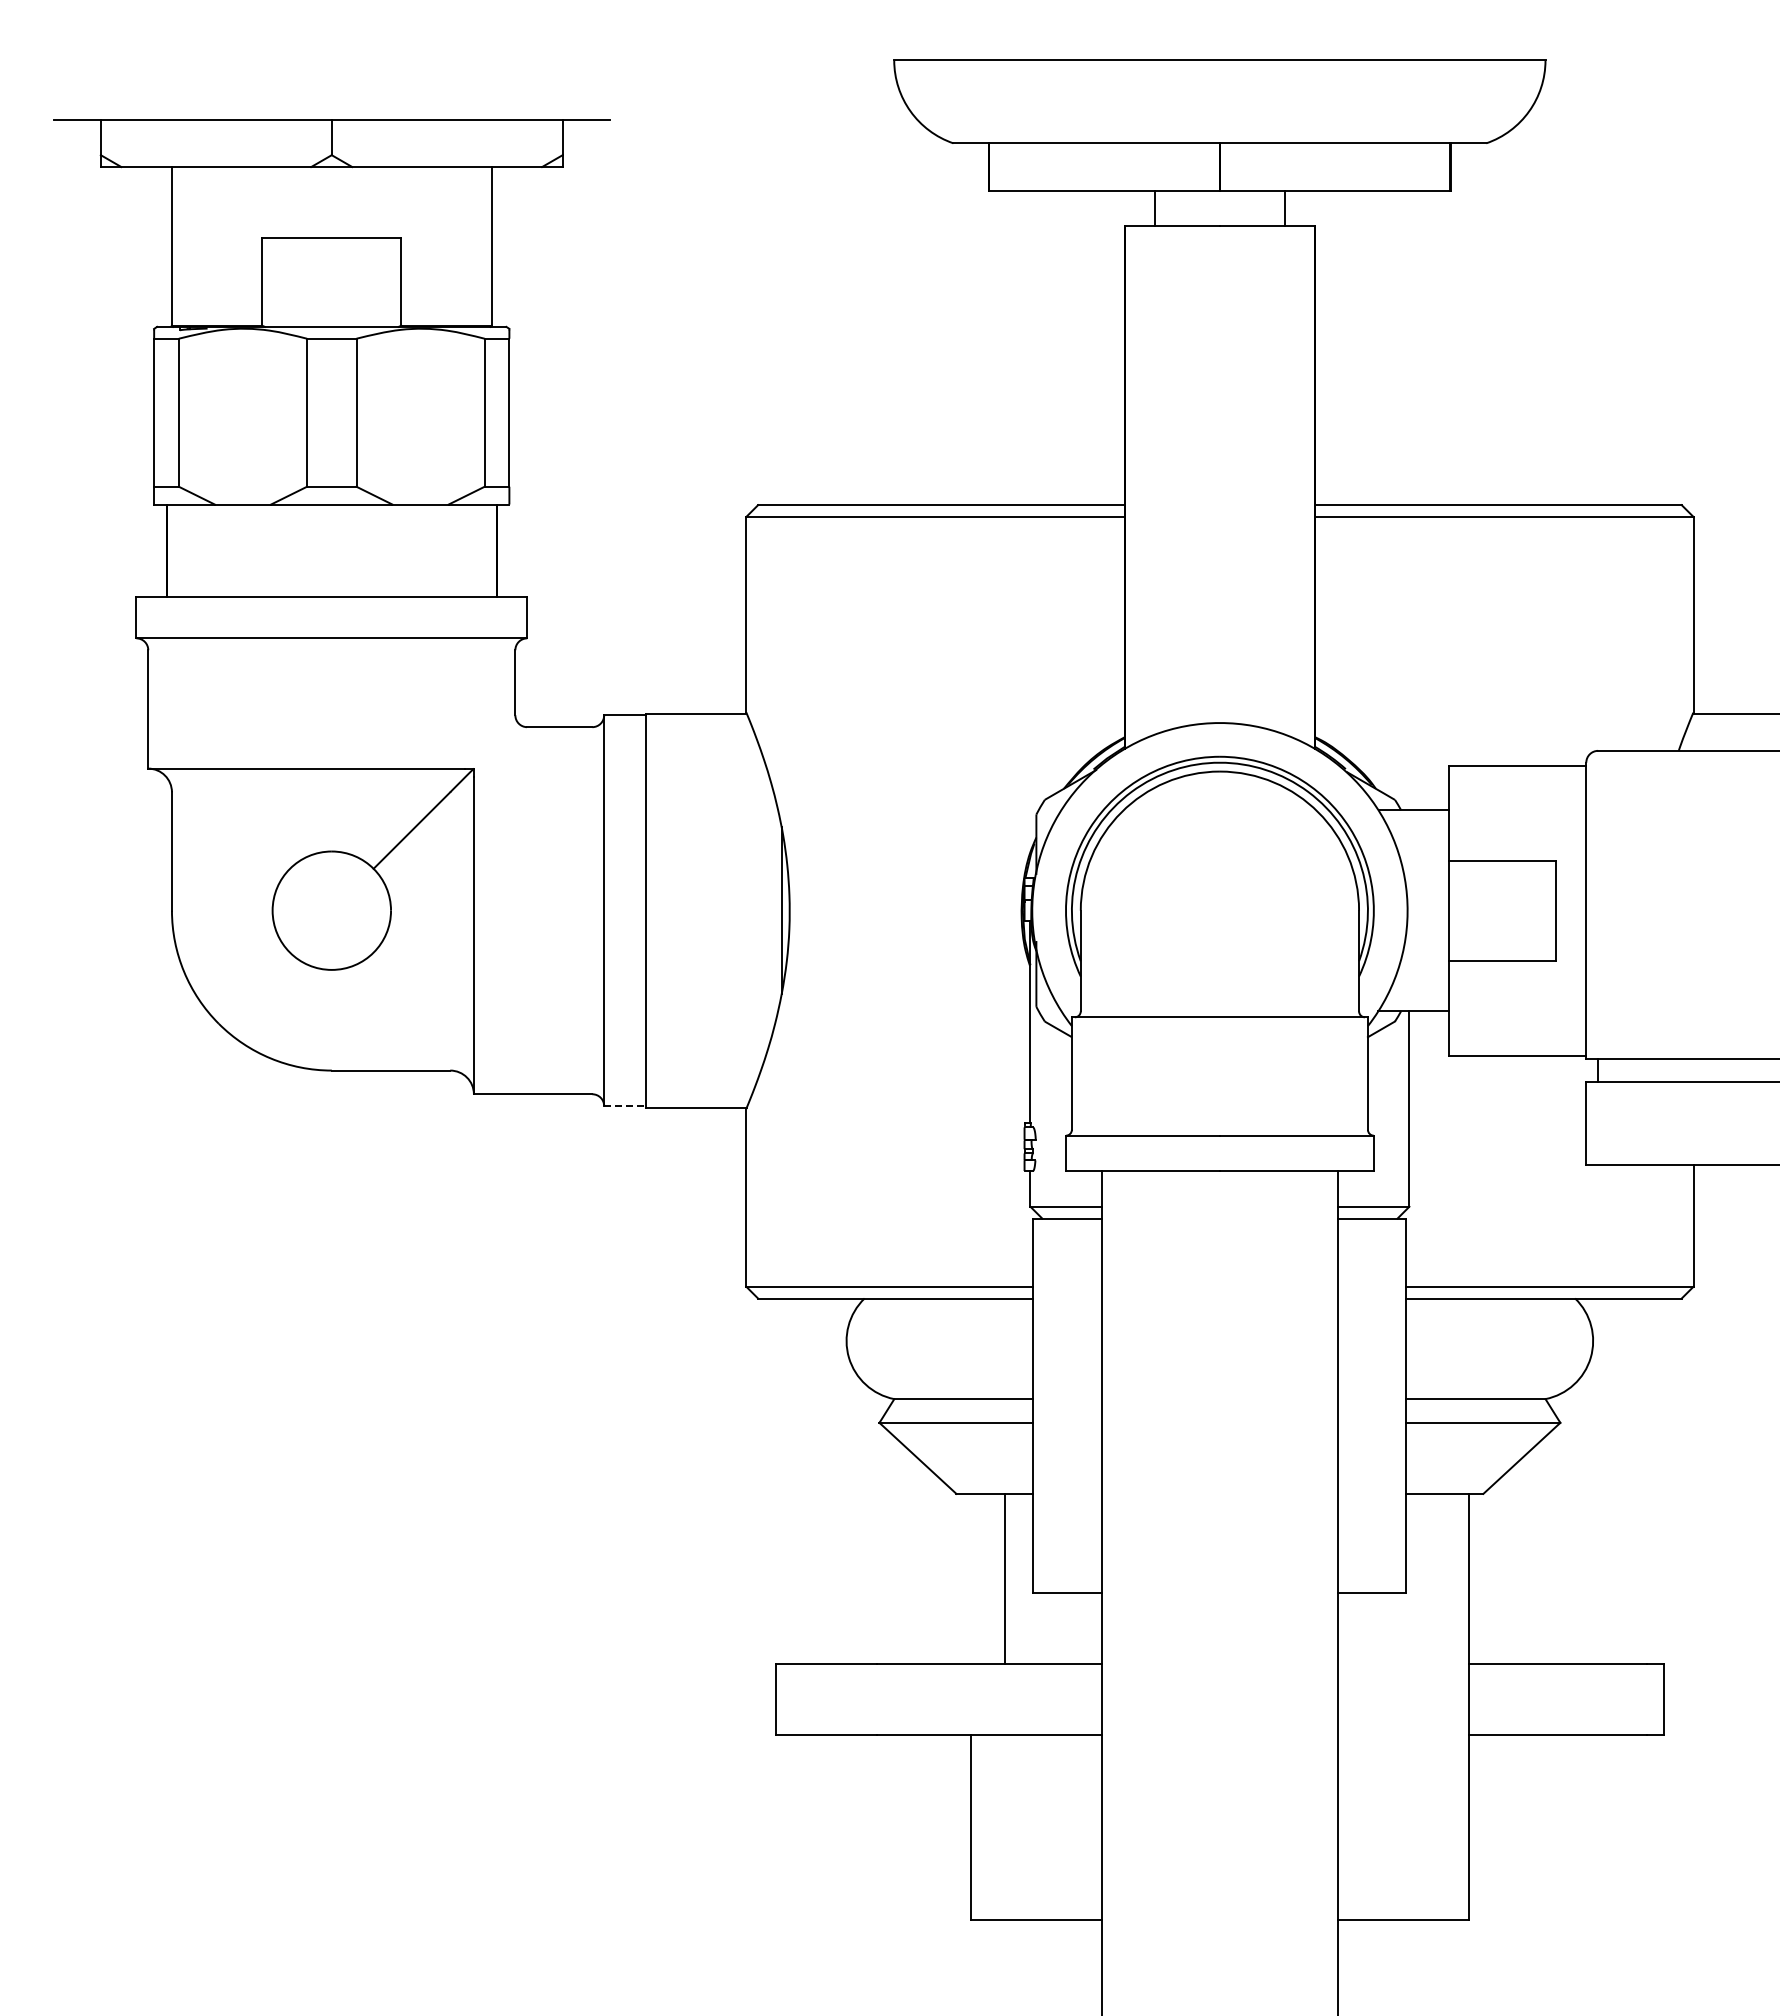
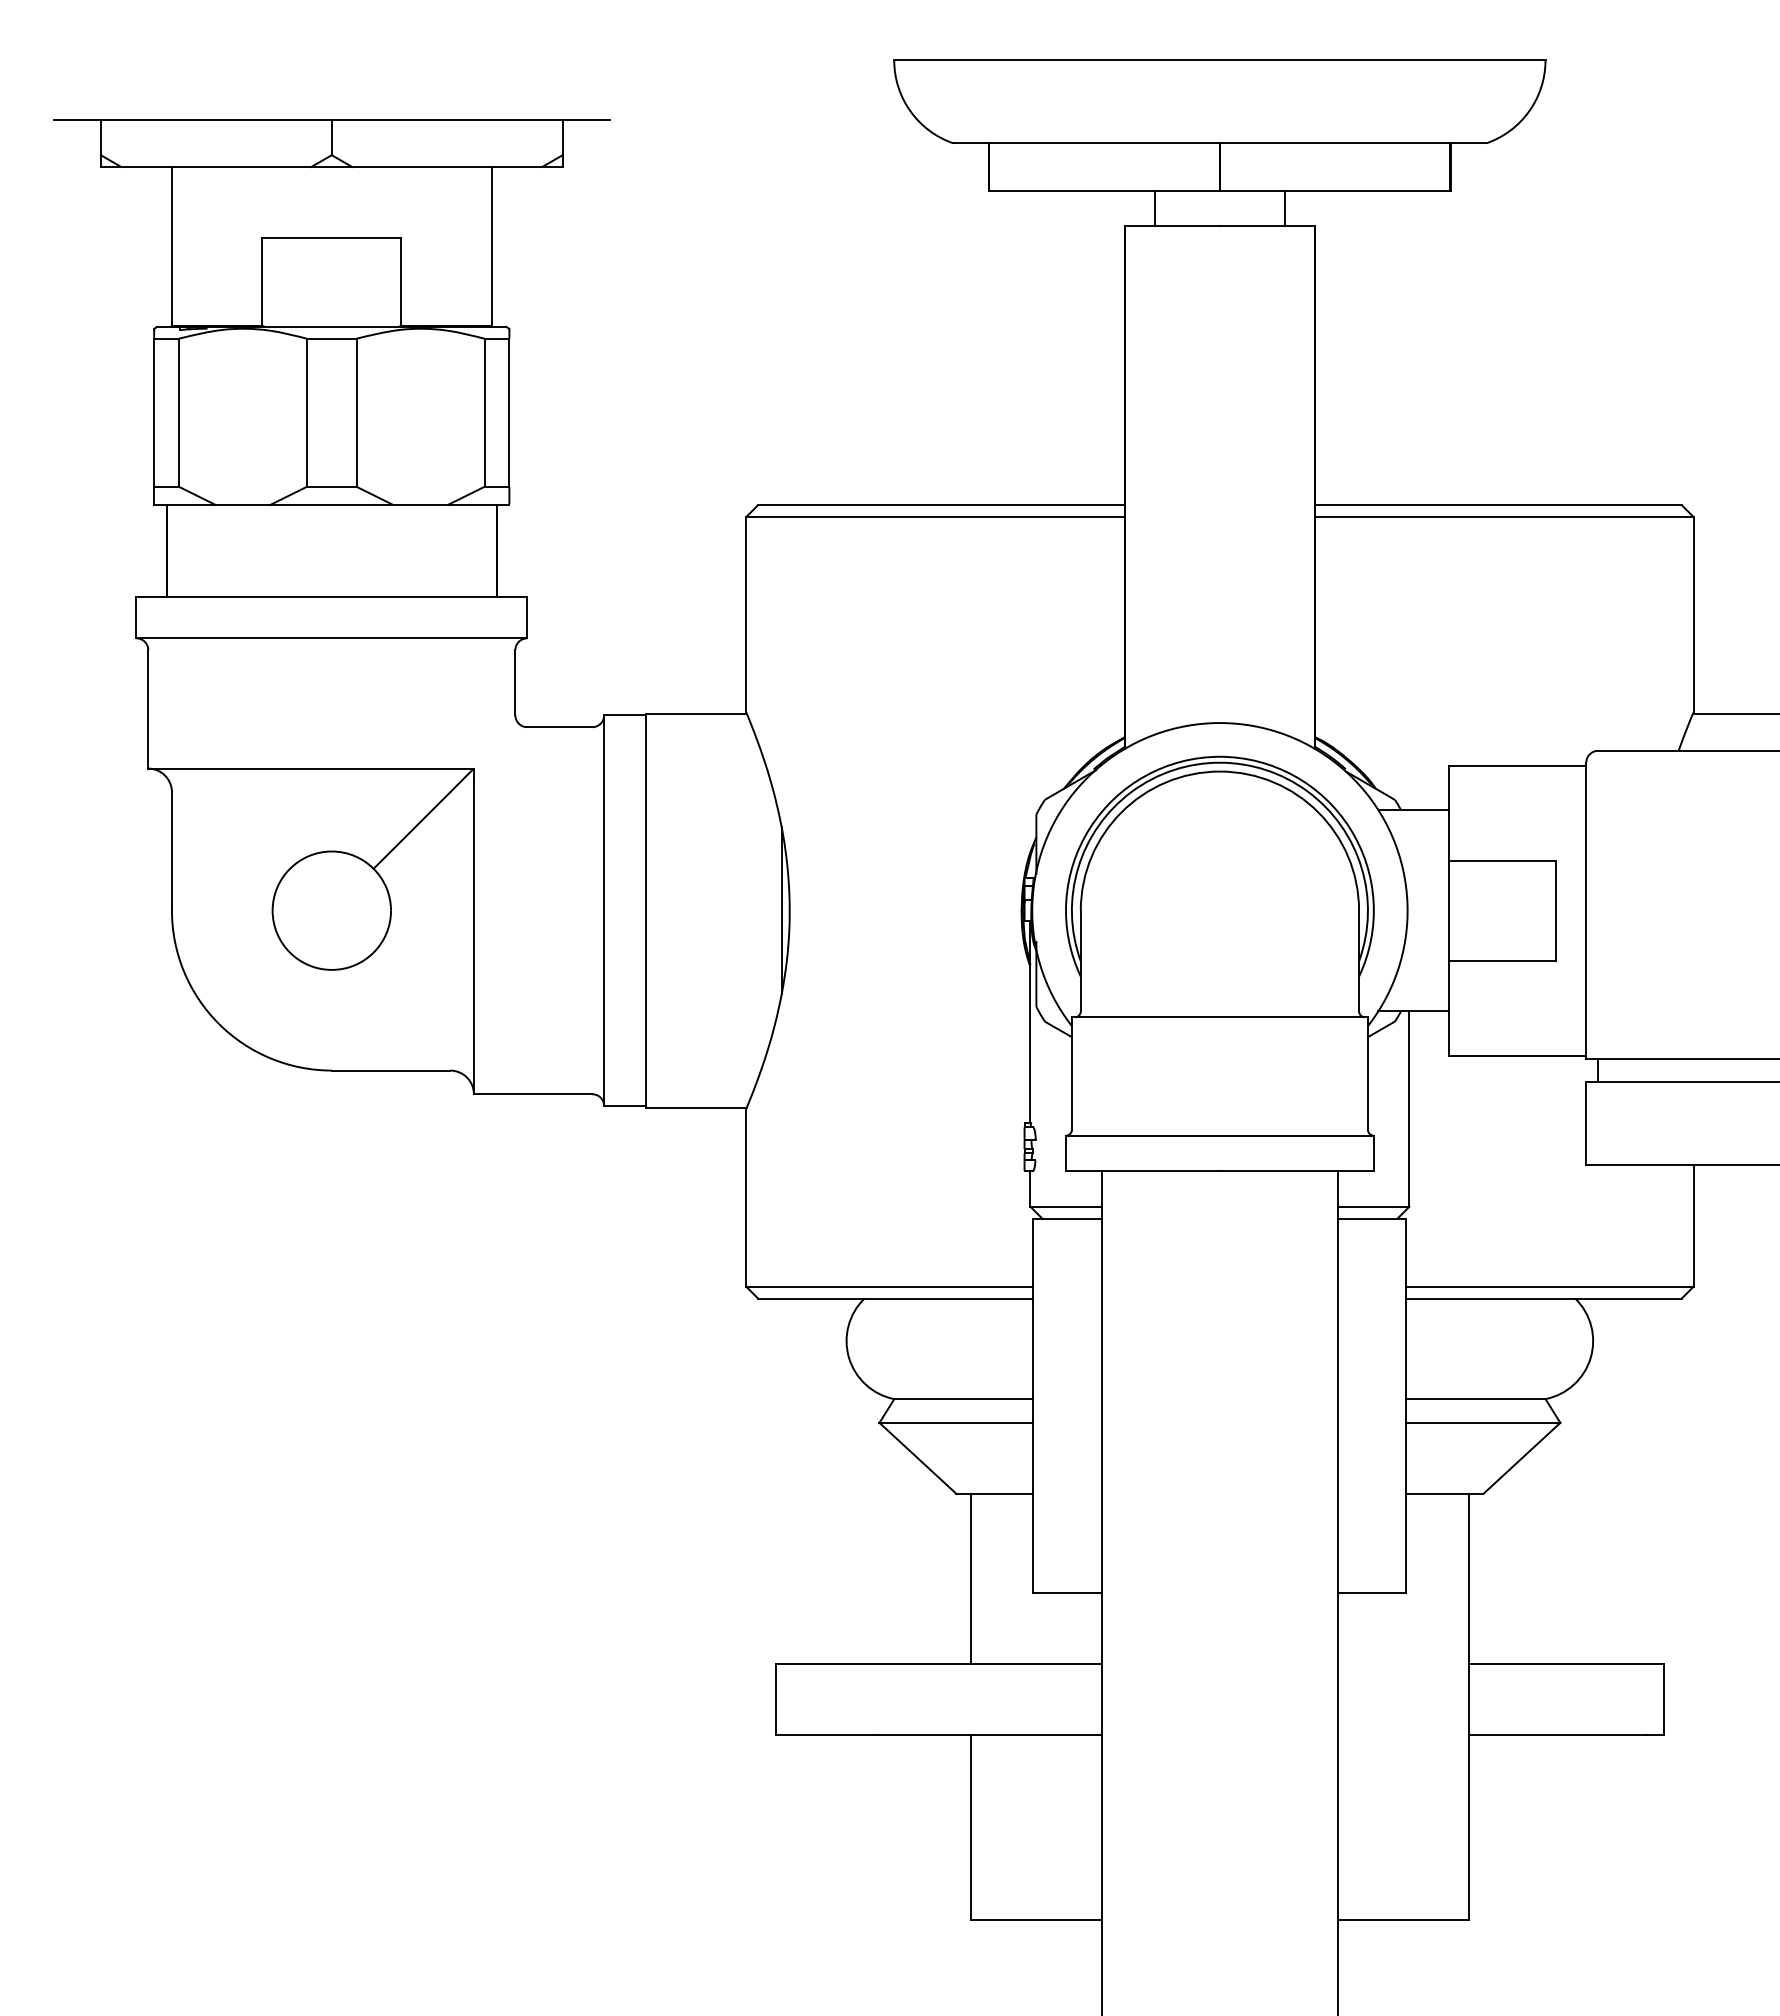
line: dashed -> solid (624, 1106)
line position: (1005, 1578) -> (971, 1578) (971, 1578)
